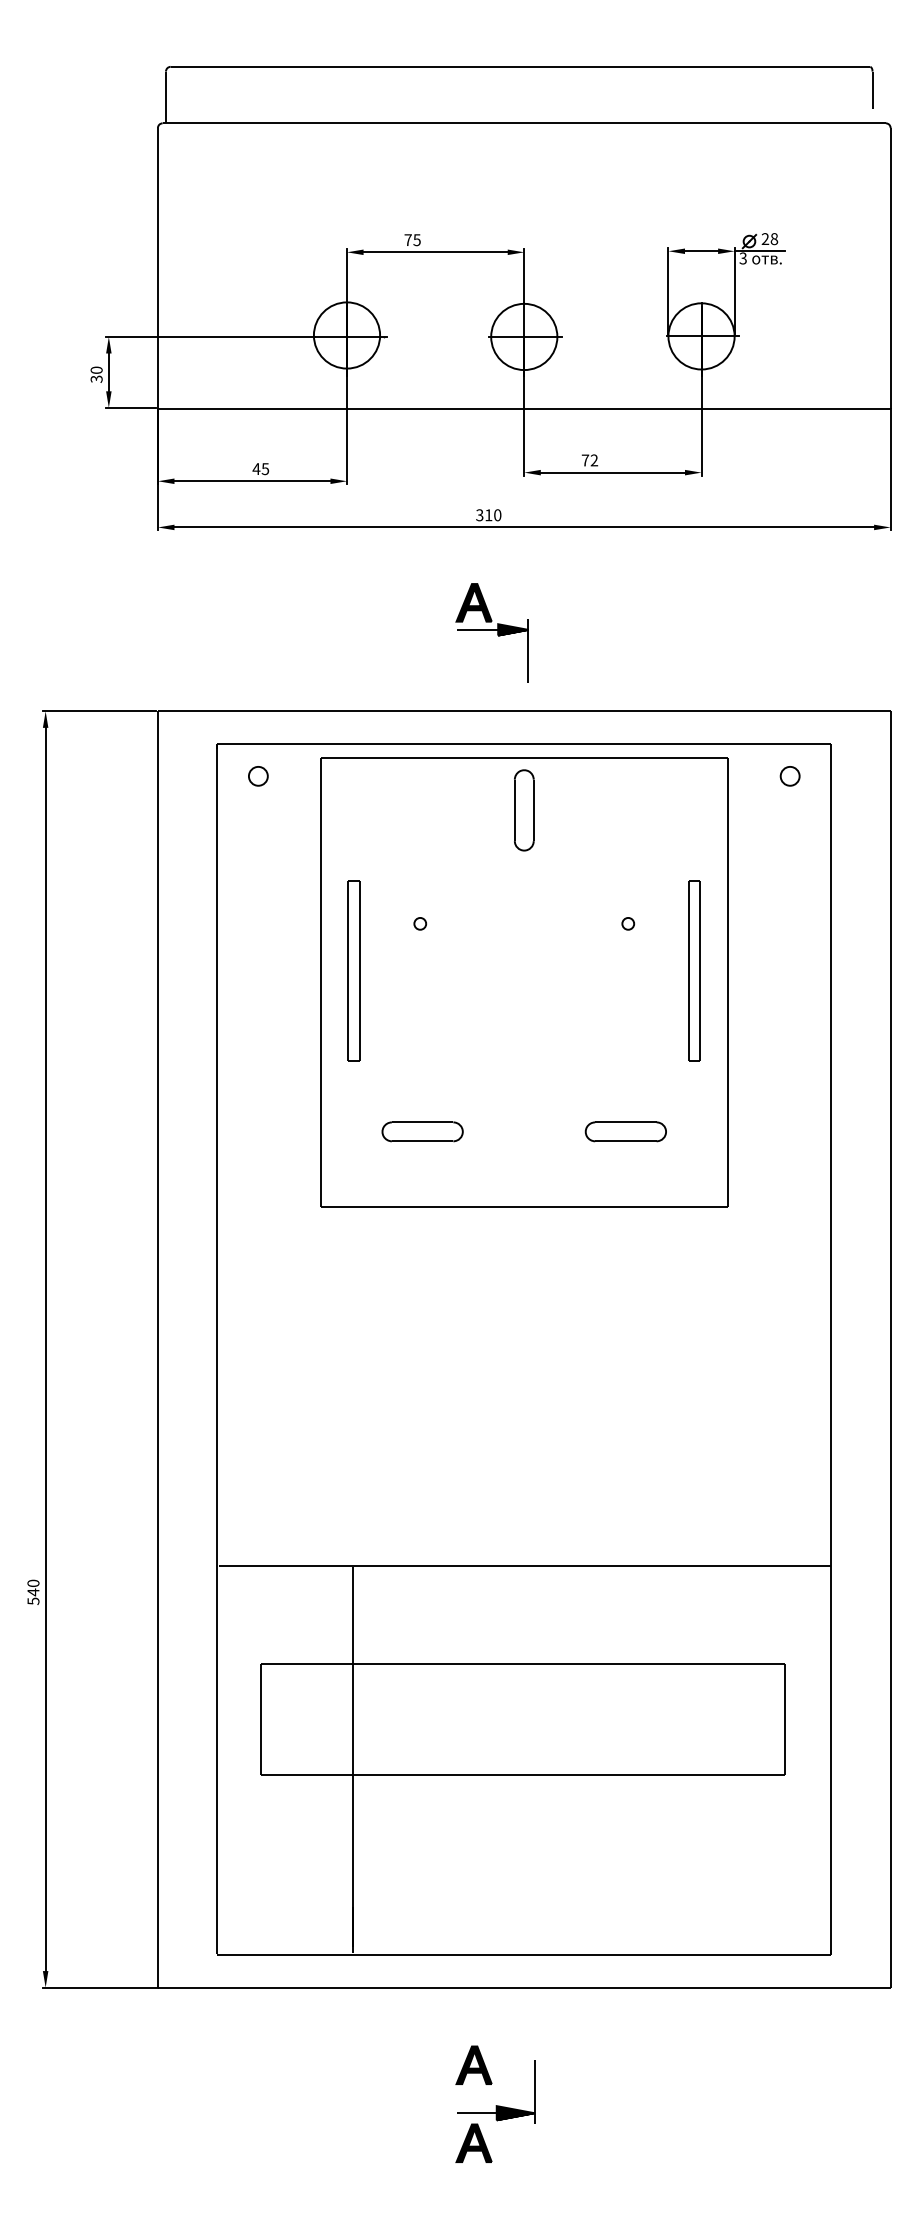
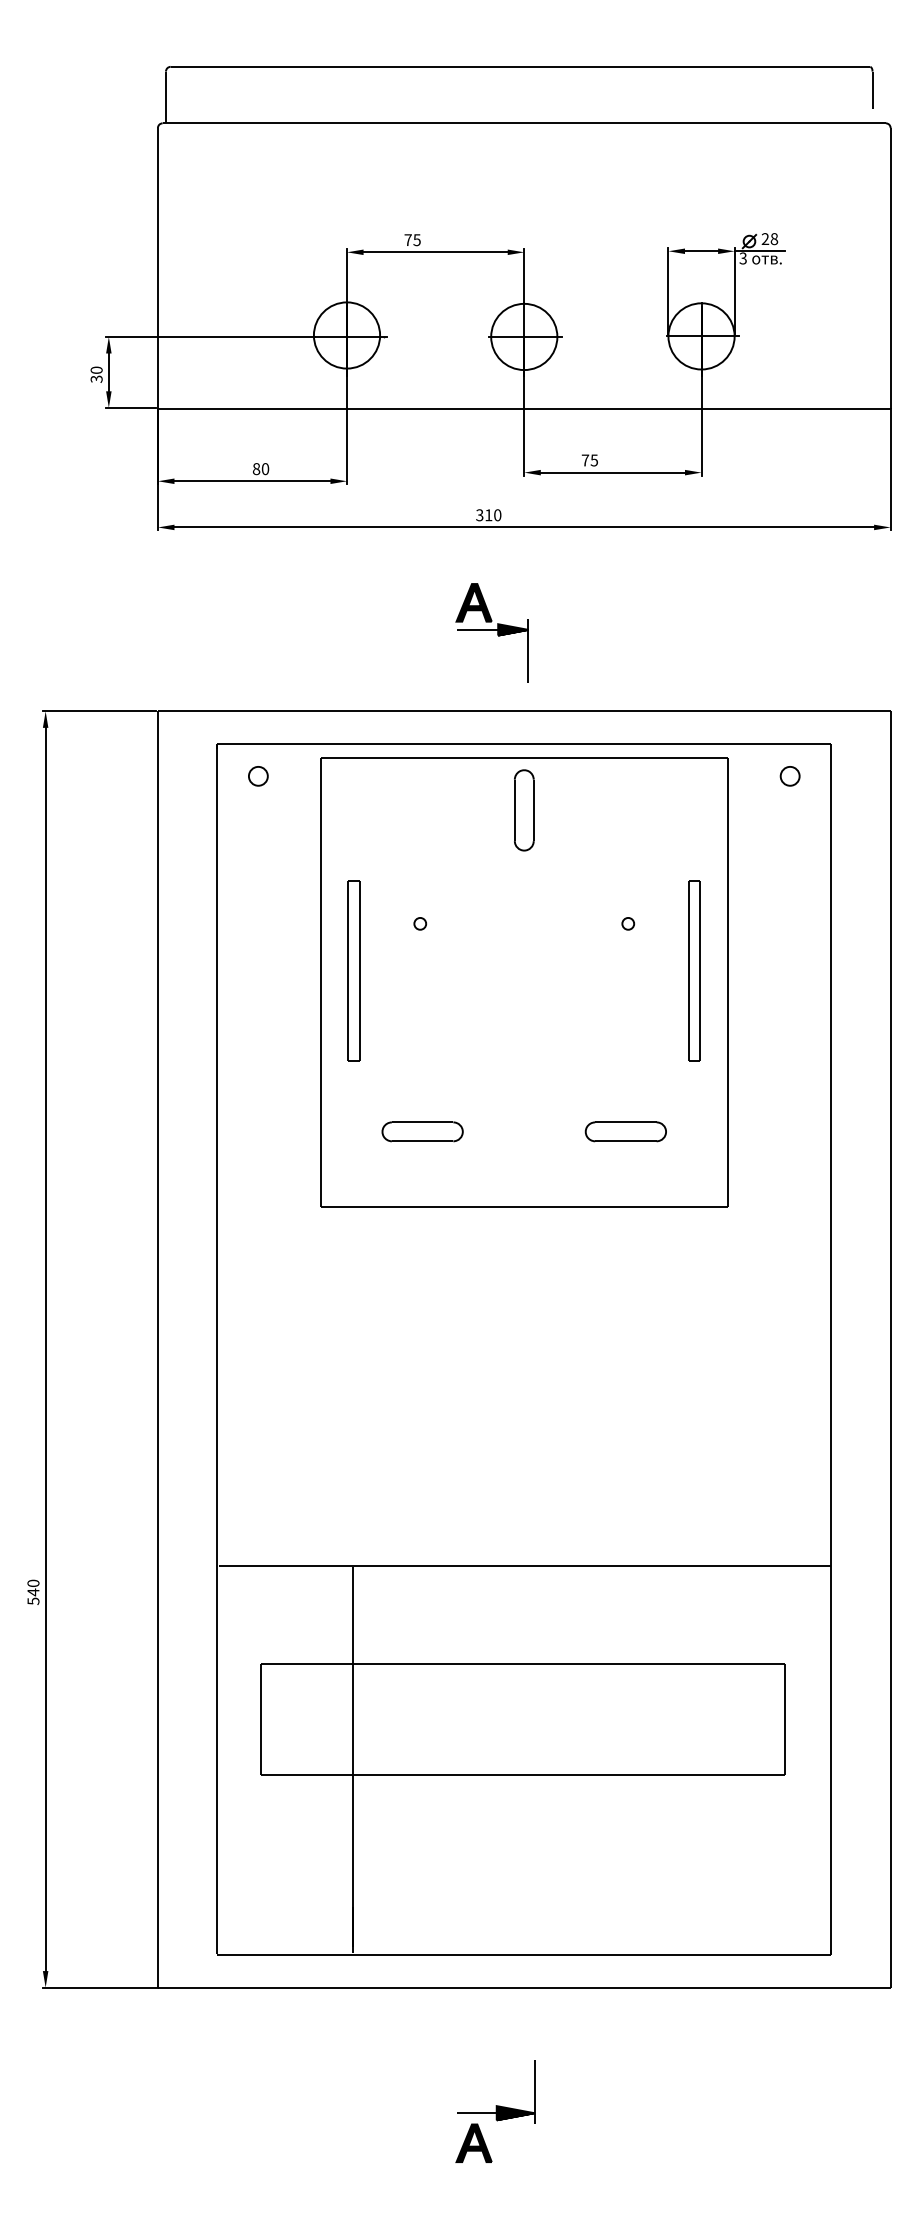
text: 72 -> 75 (594, 460)
text: 45 -> 80 (260, 469)
part: present -> none (473, 2064)
